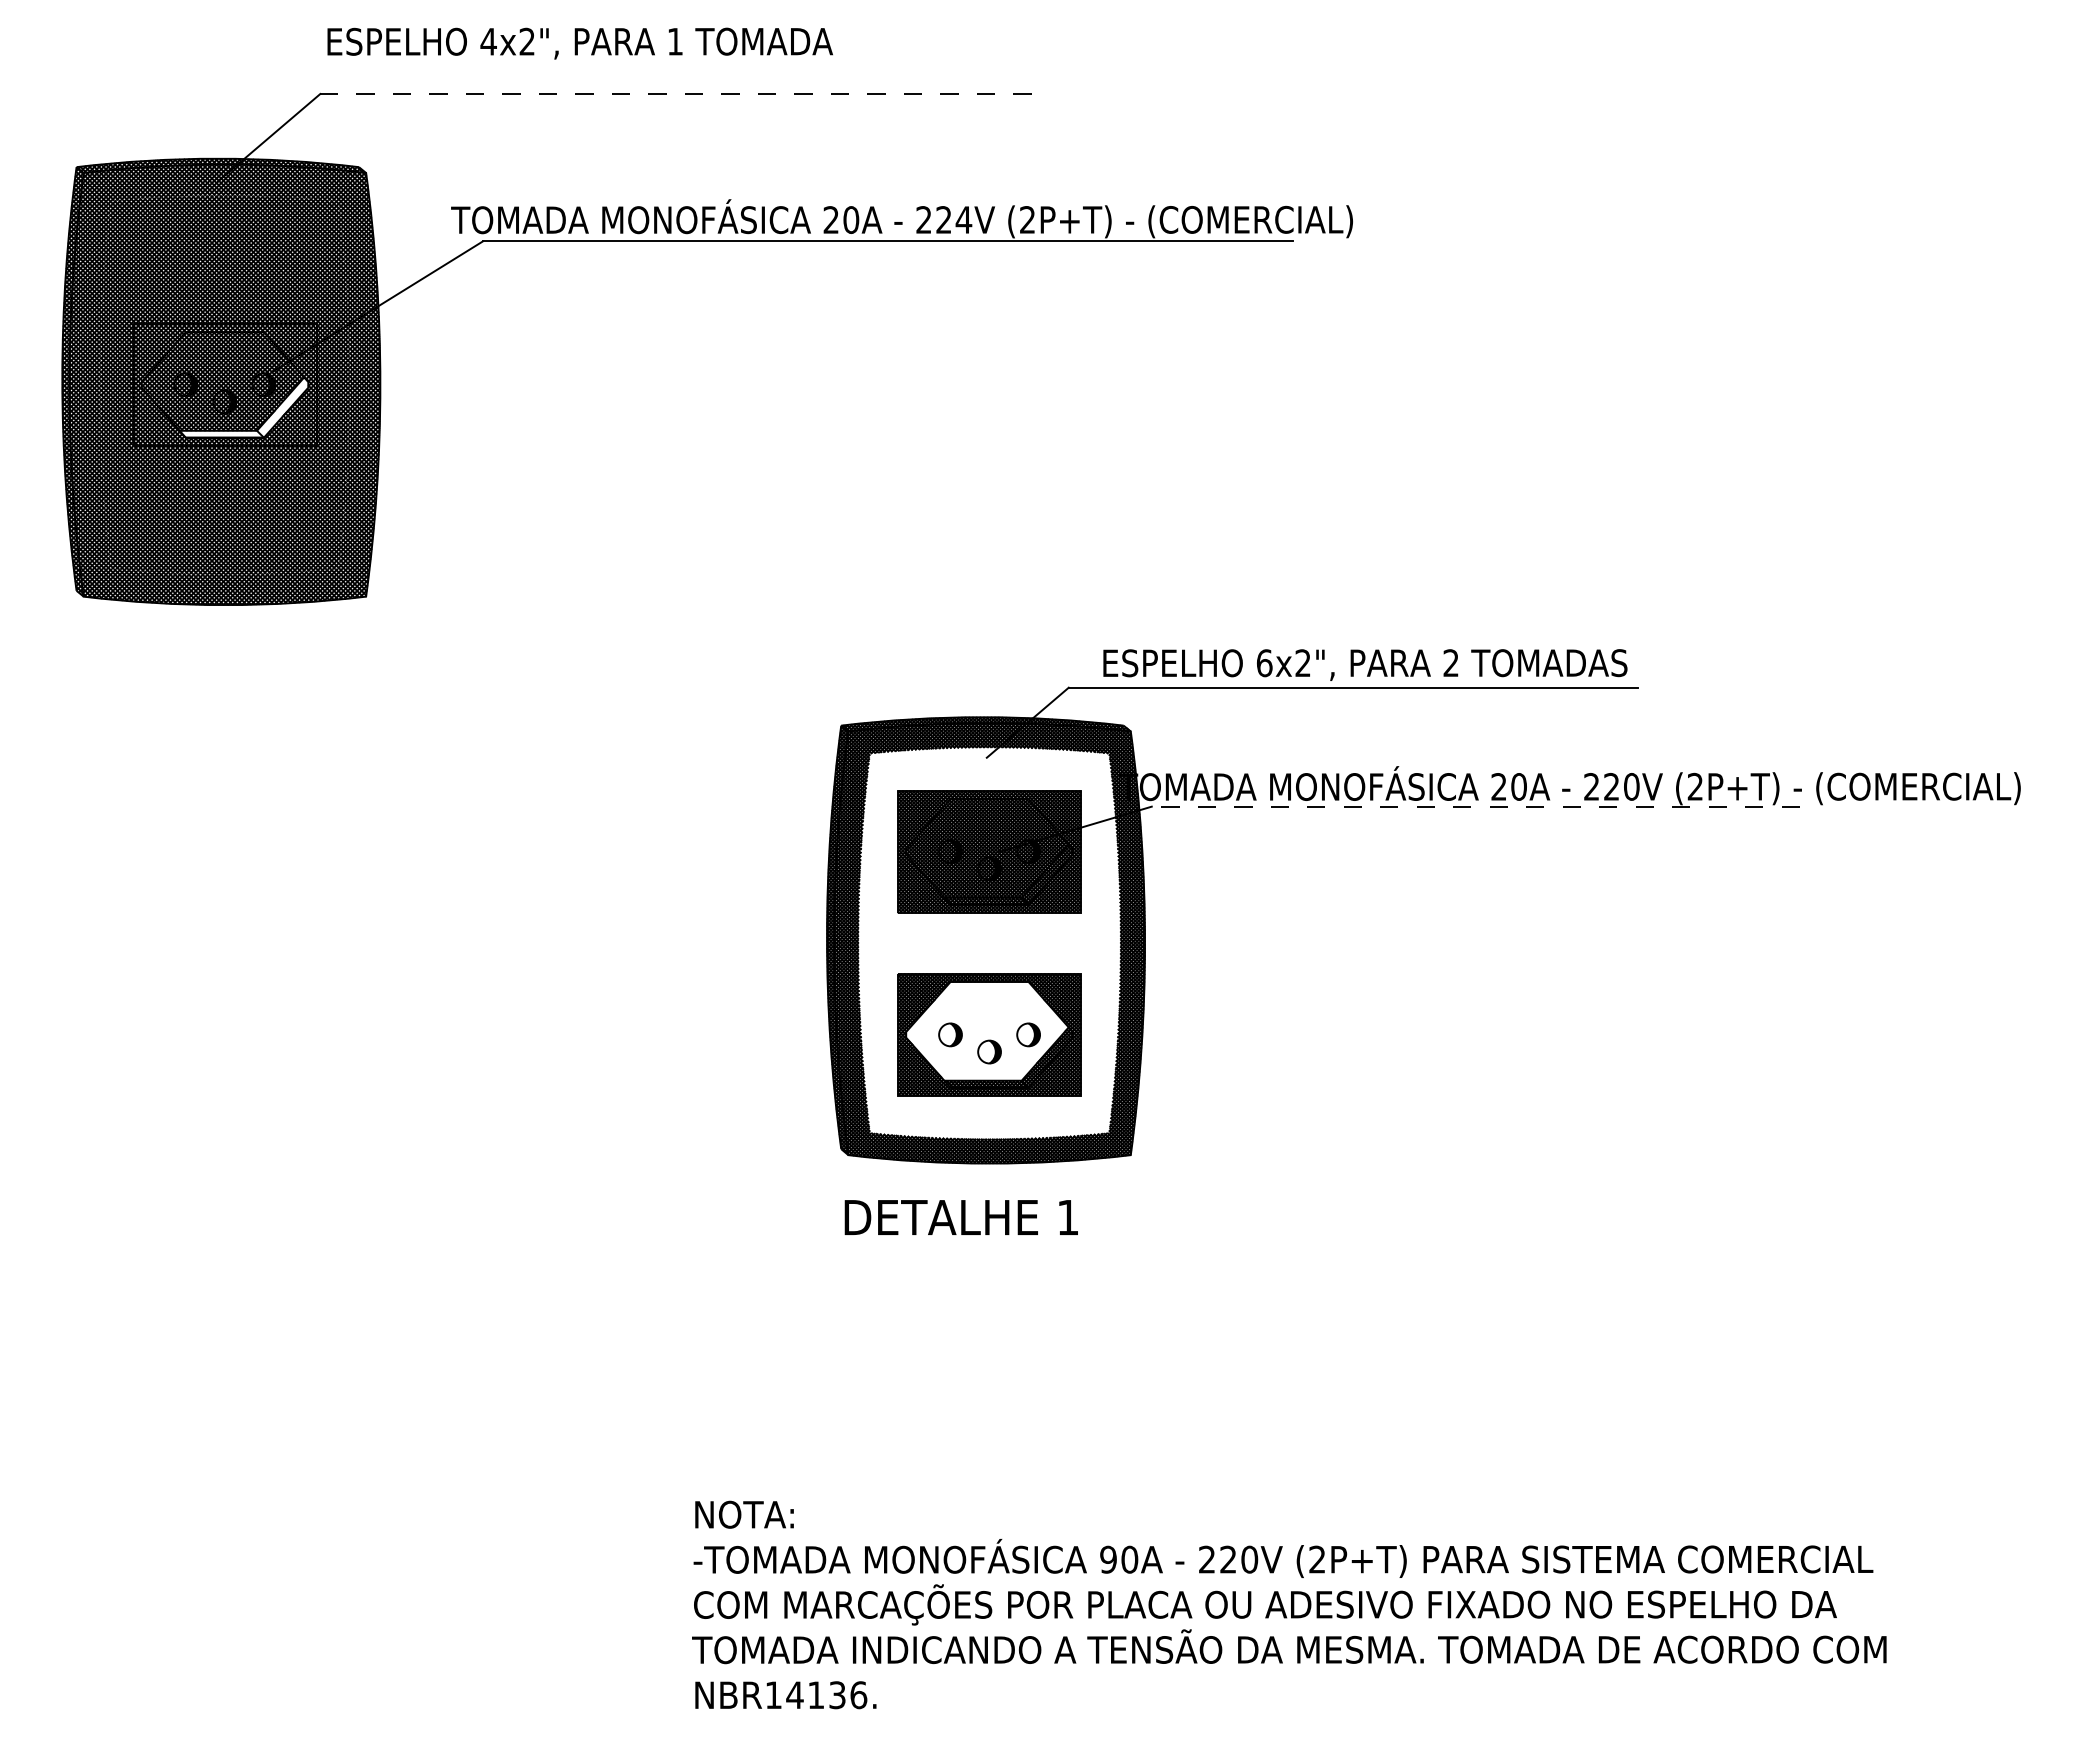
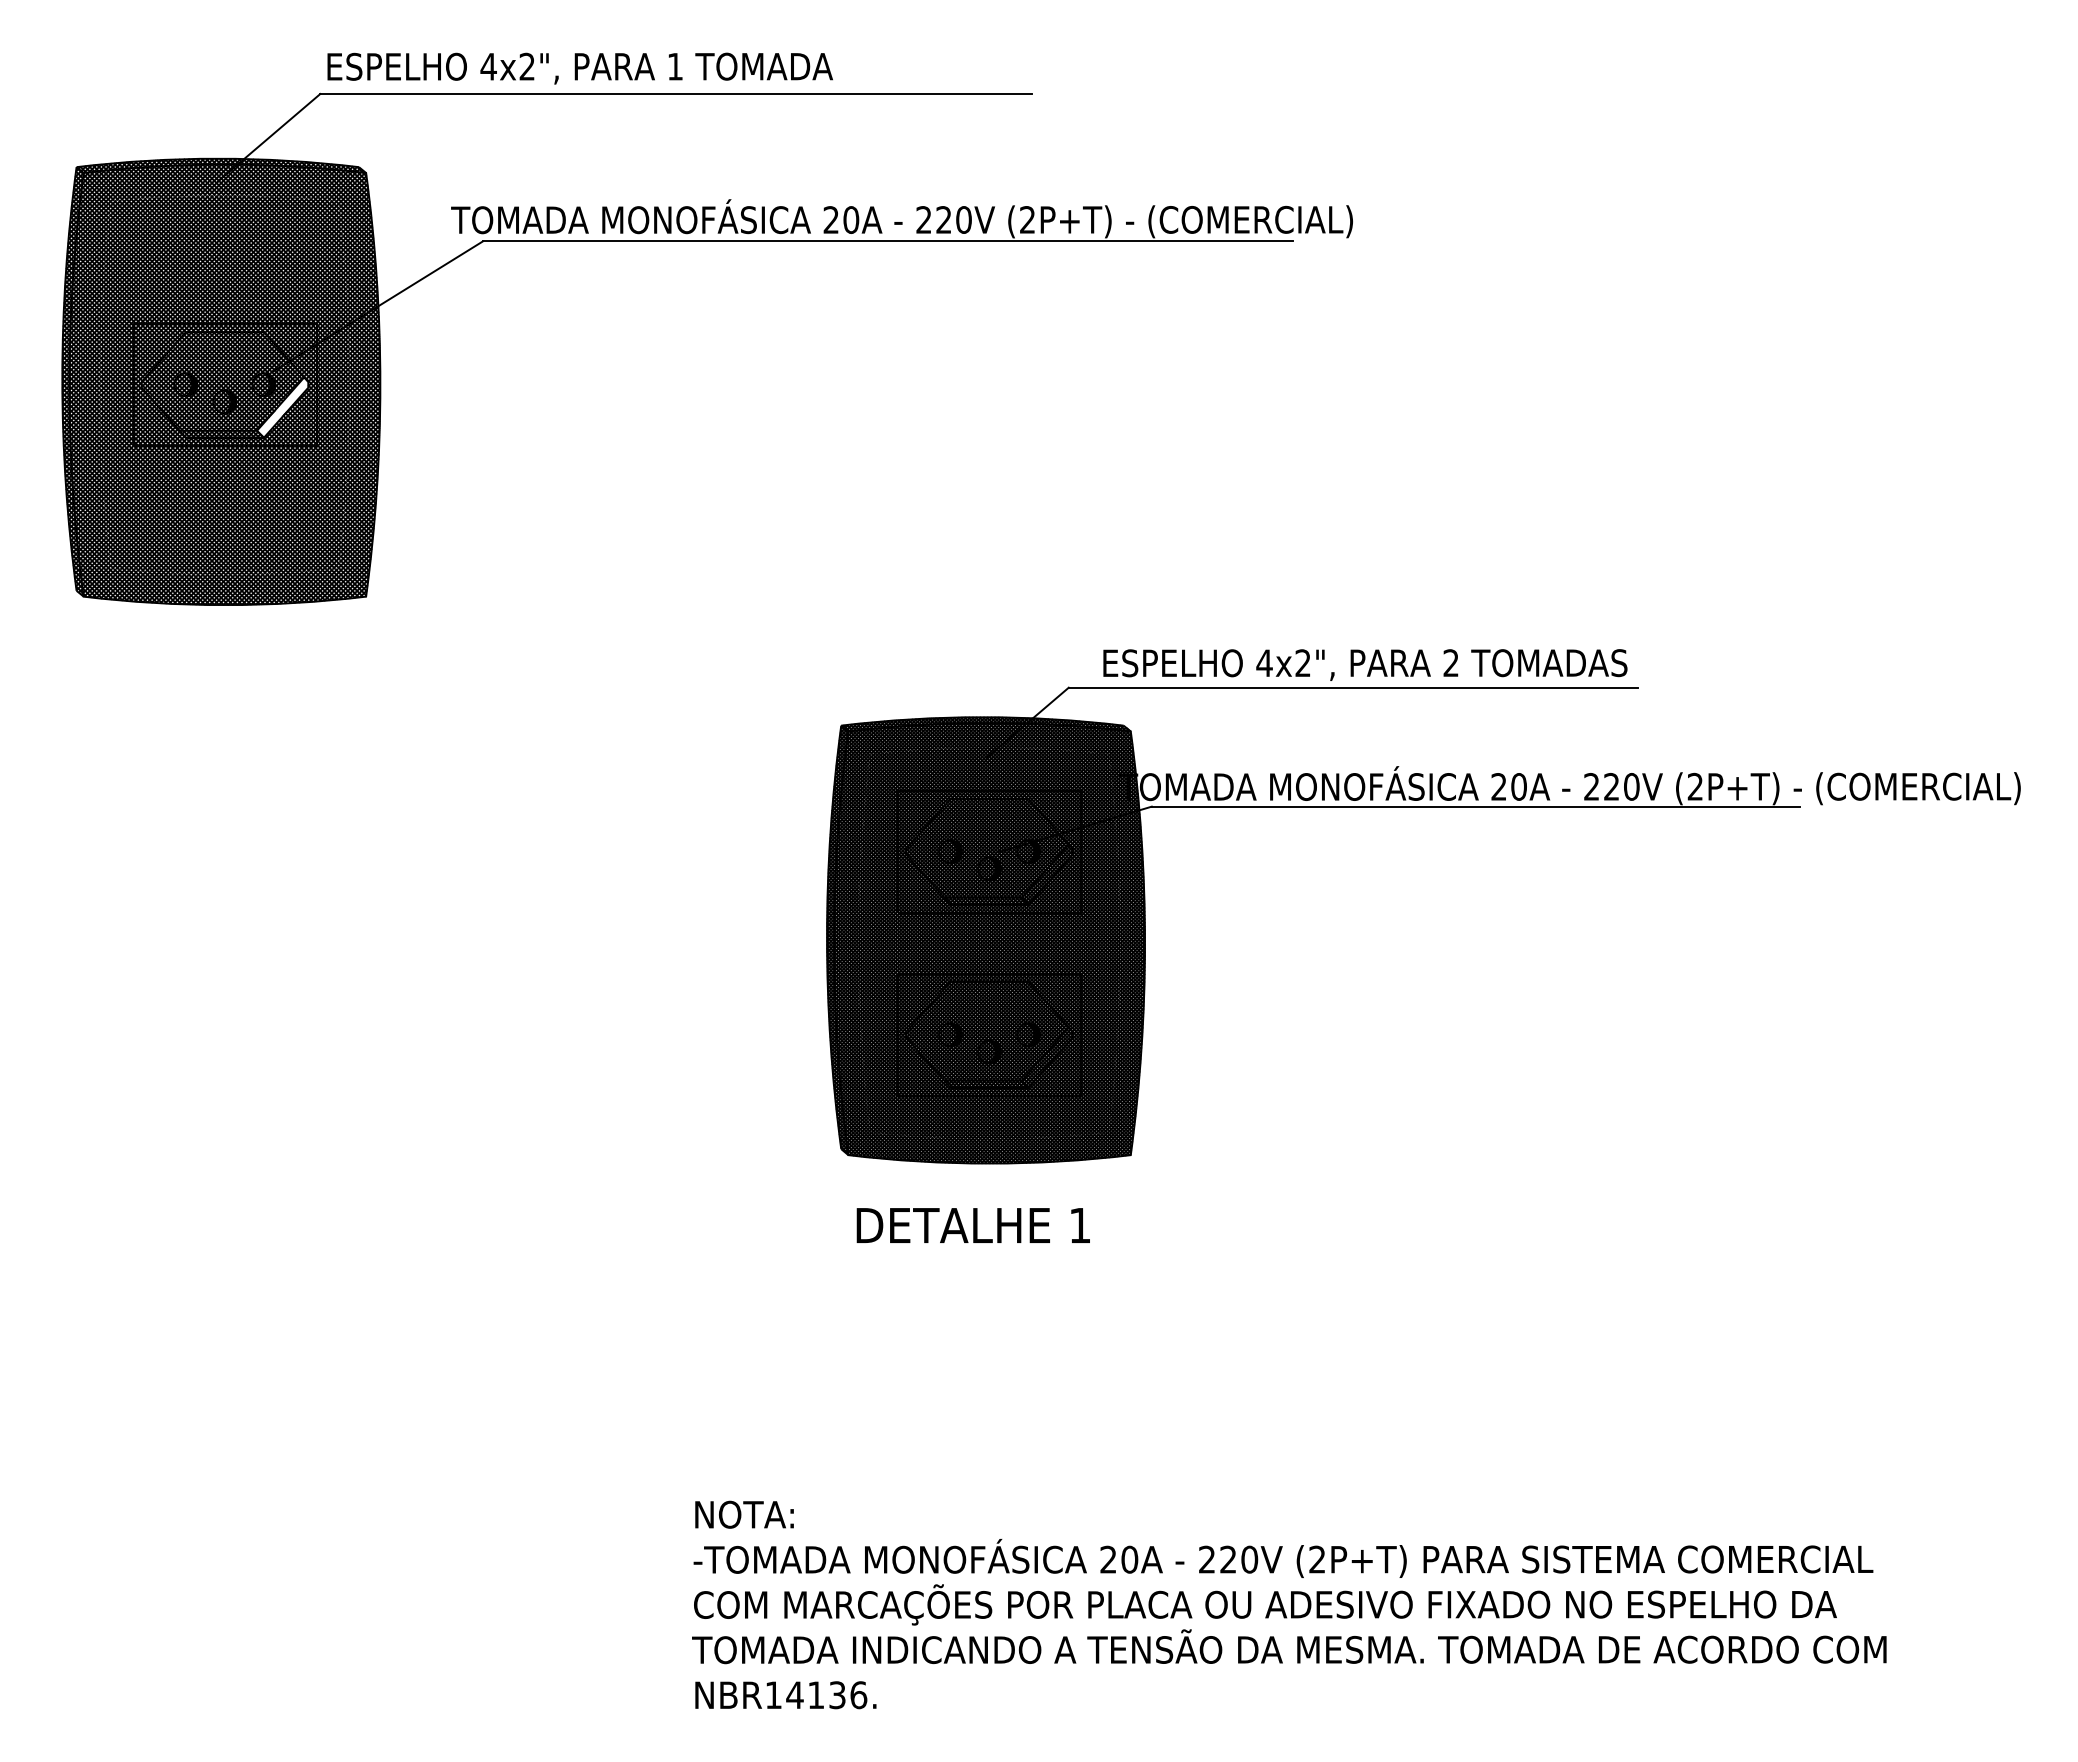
text position: (579, 43) -> (579, 68) (579, 68)
line: dashed -> solid (675, 94)
text: 224V -> 220V (963, 219)
hatch: none -> present (221, 433)
text: 6x2", -> 4x2", (1264, 663)
line: dashed -> solid (1475, 806)
hatch: none -> present (989, 942)
hatch: none -> present (987, 1031)
text position: (960, 1217) -> (972, 1225) (972, 1225)
text: 90A -> 20A (1108, 1559)
